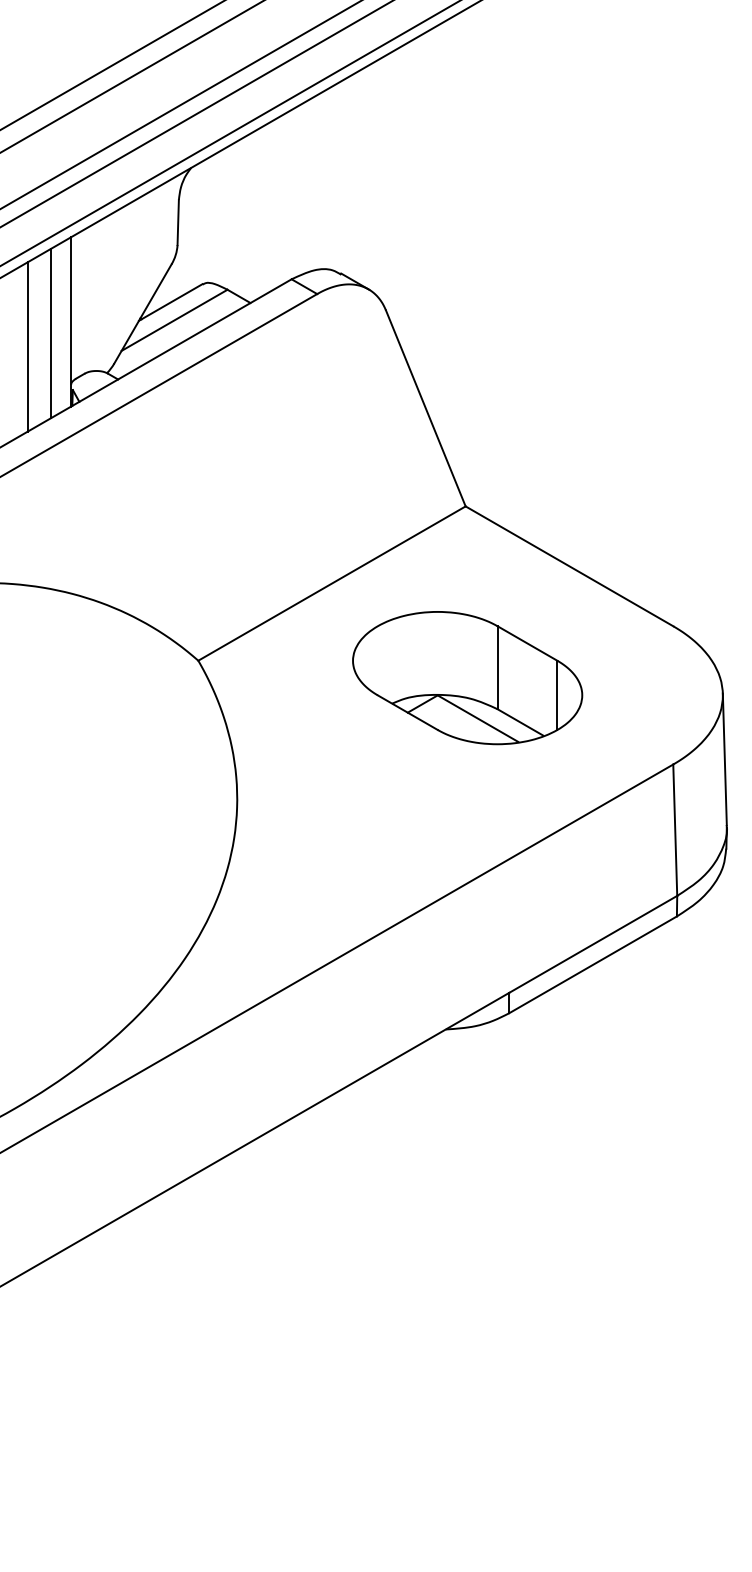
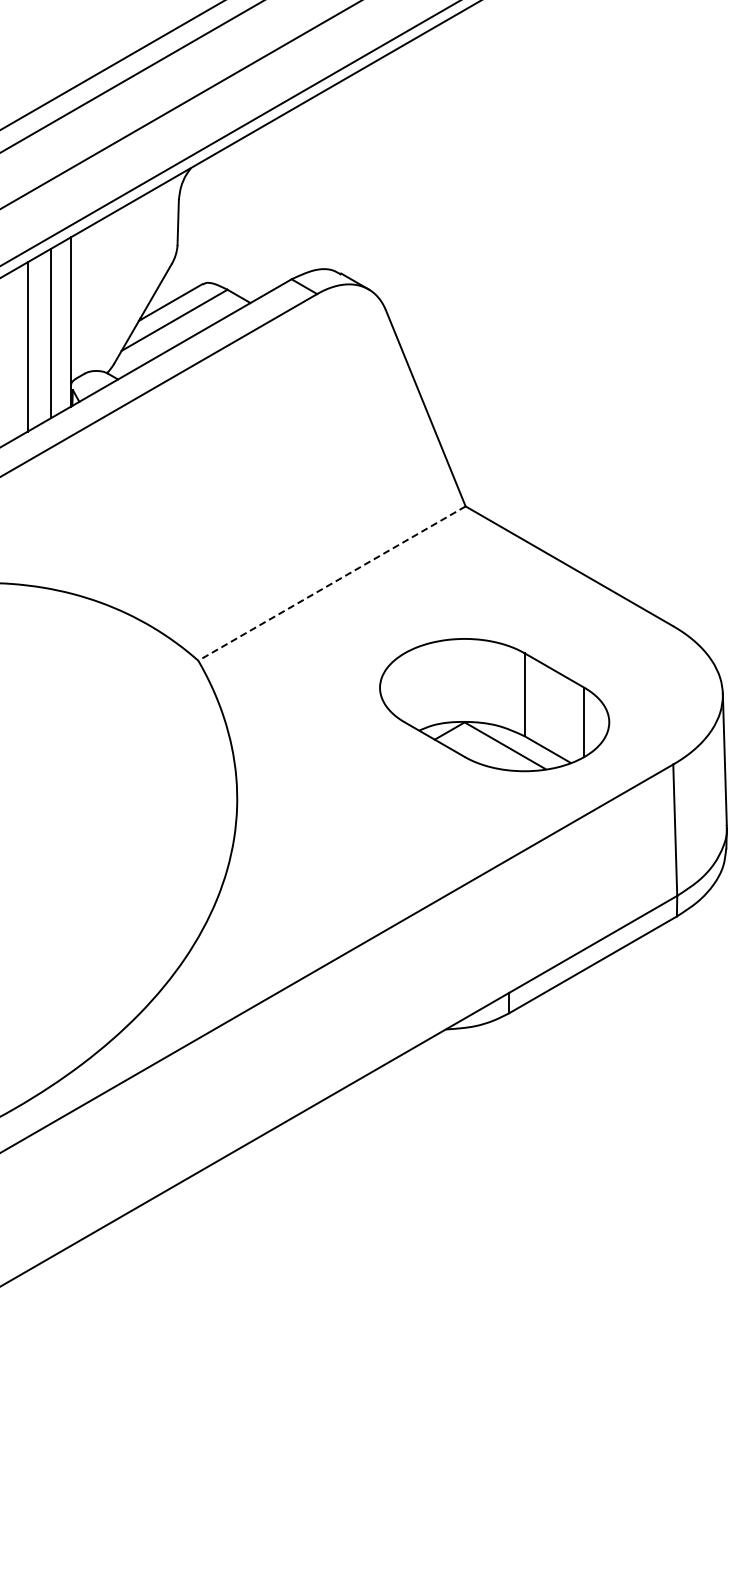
line: present -> none (196, 114)
line: solid -> dashed (331, 583)
part position: (467, 678) -> (494, 705) (494, 705)
